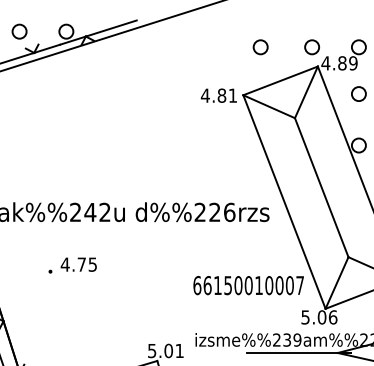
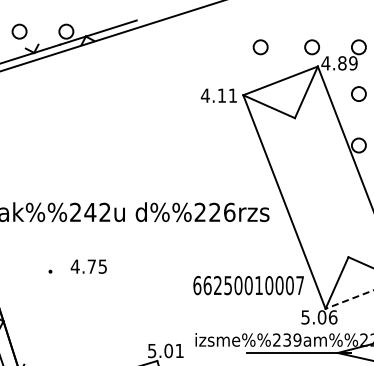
text: 4.81 -> 4.11 (221, 95)
line: present -> none (321, 187)
text position: (78, 264) -> (88, 266) (88, 266)
text: 66150010007 -> 66250010007 (217, 285)
line: solid -> dashed (348, 299)
